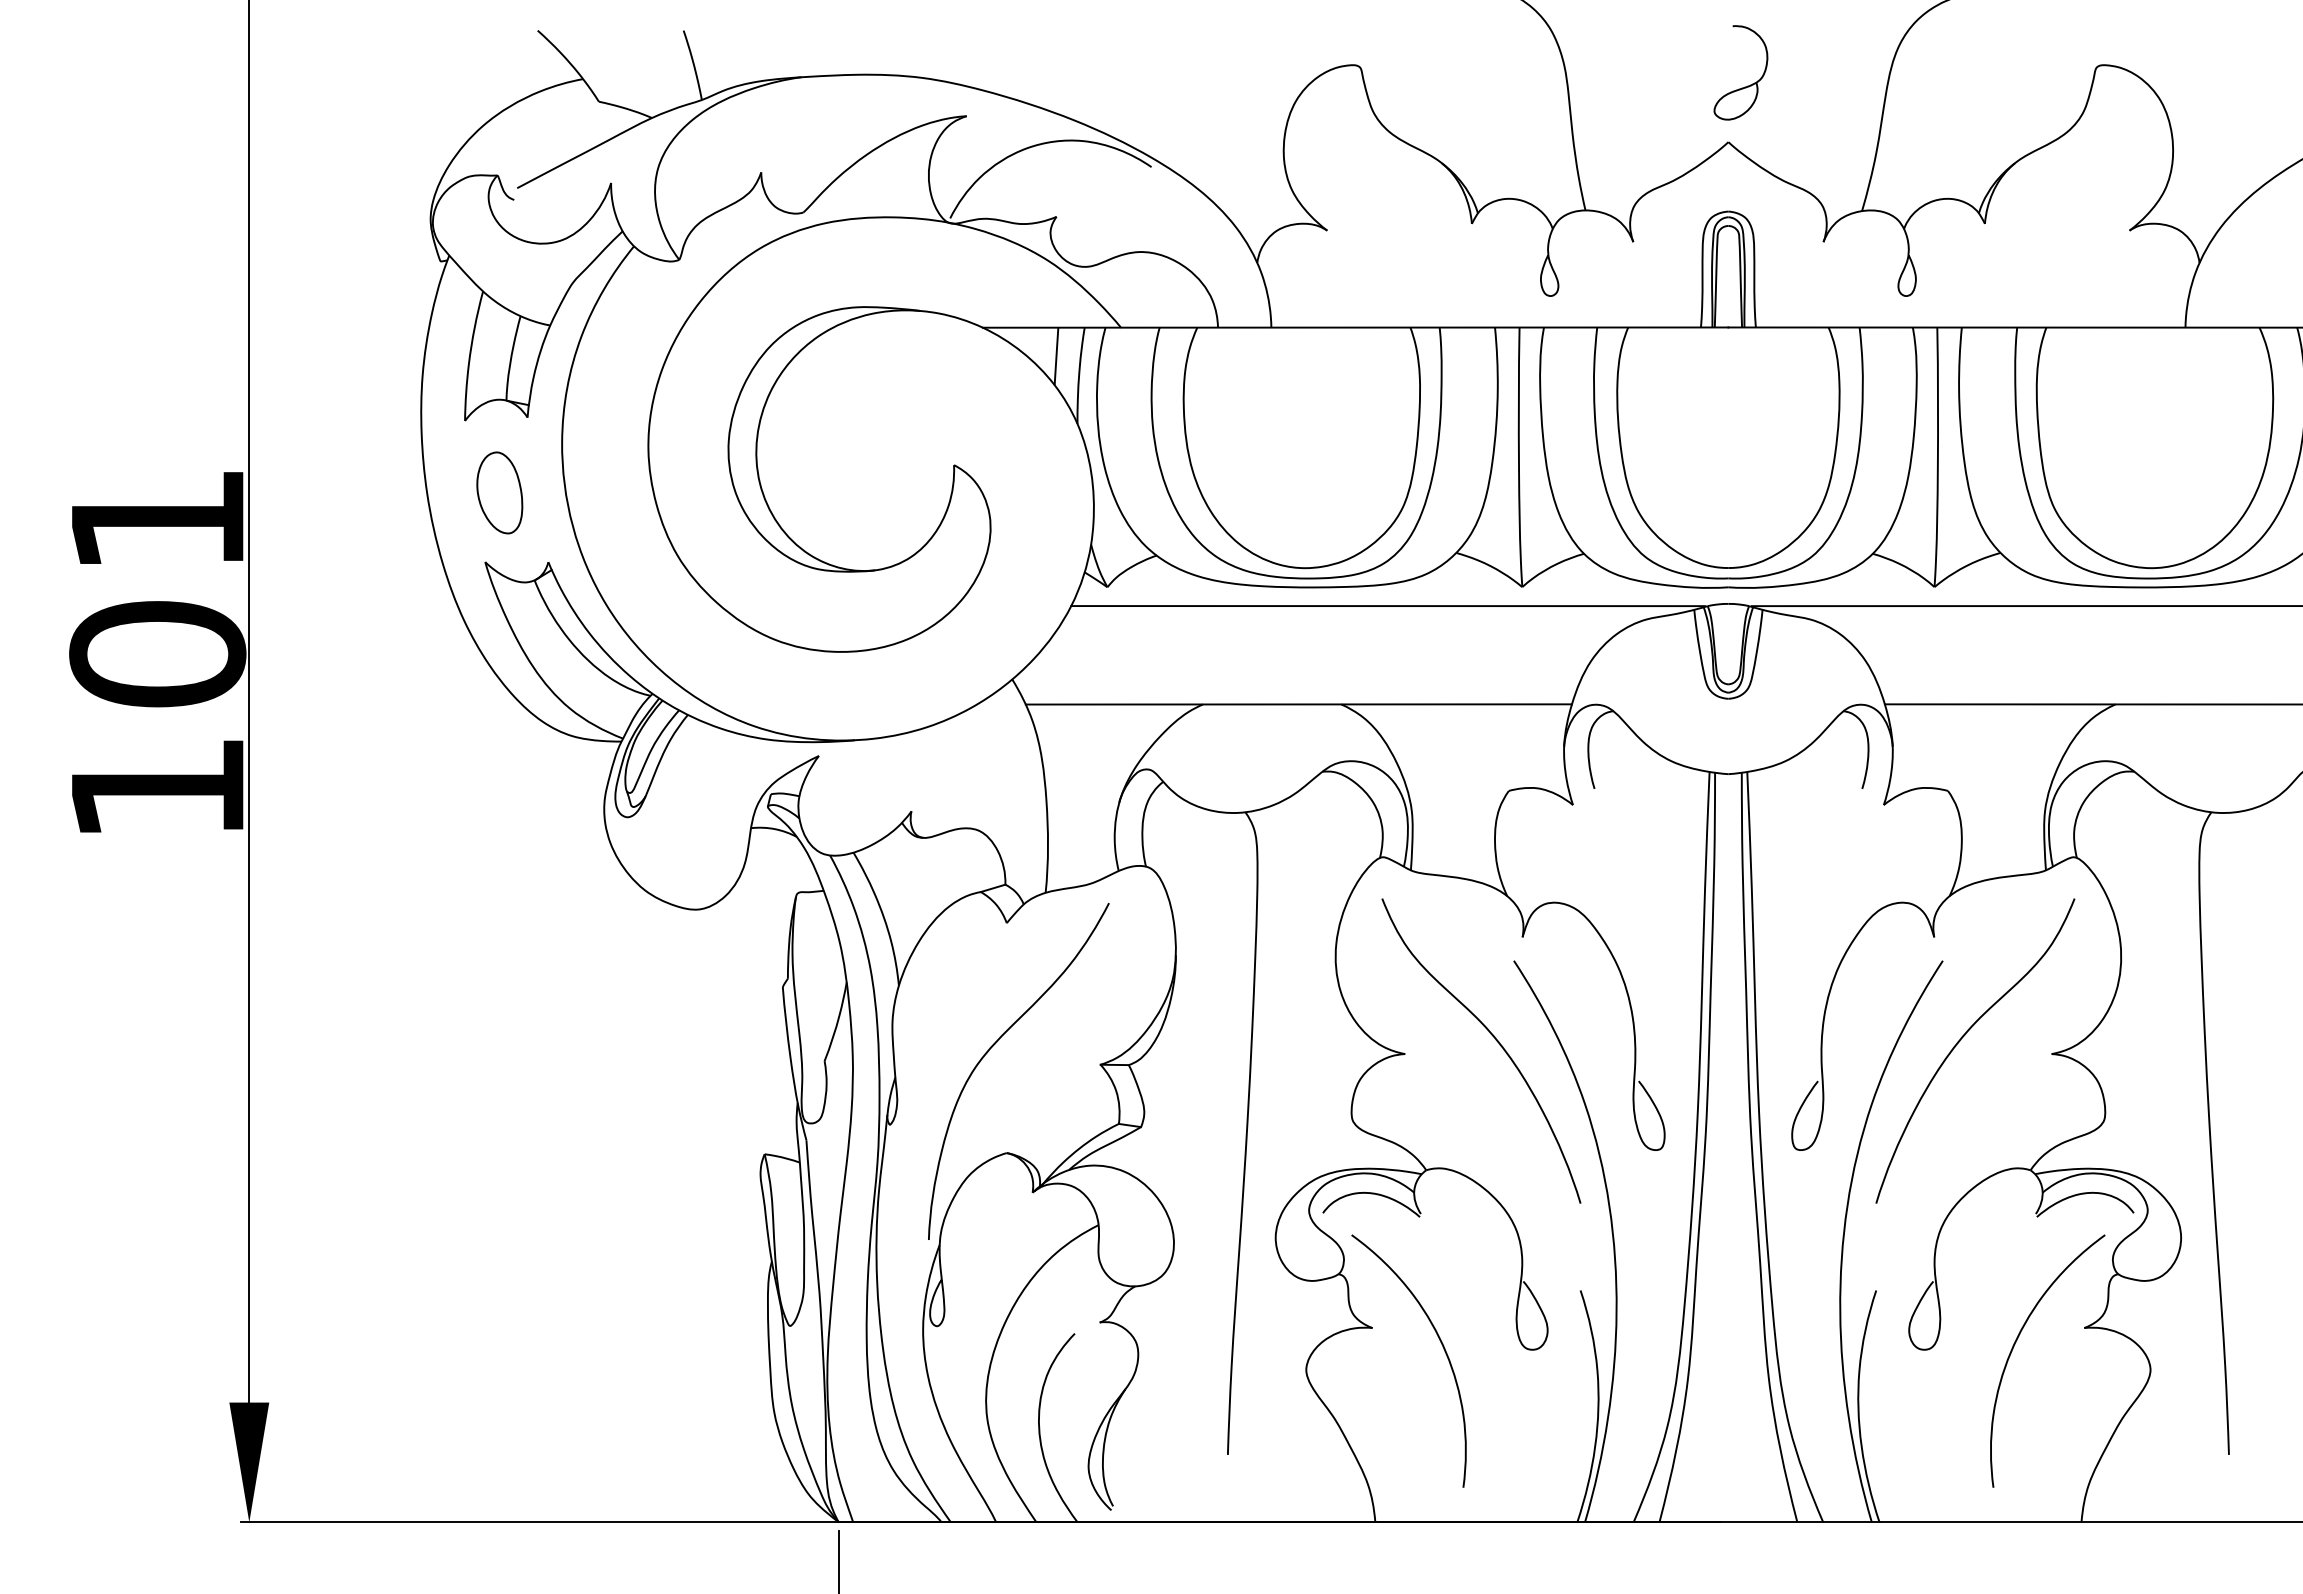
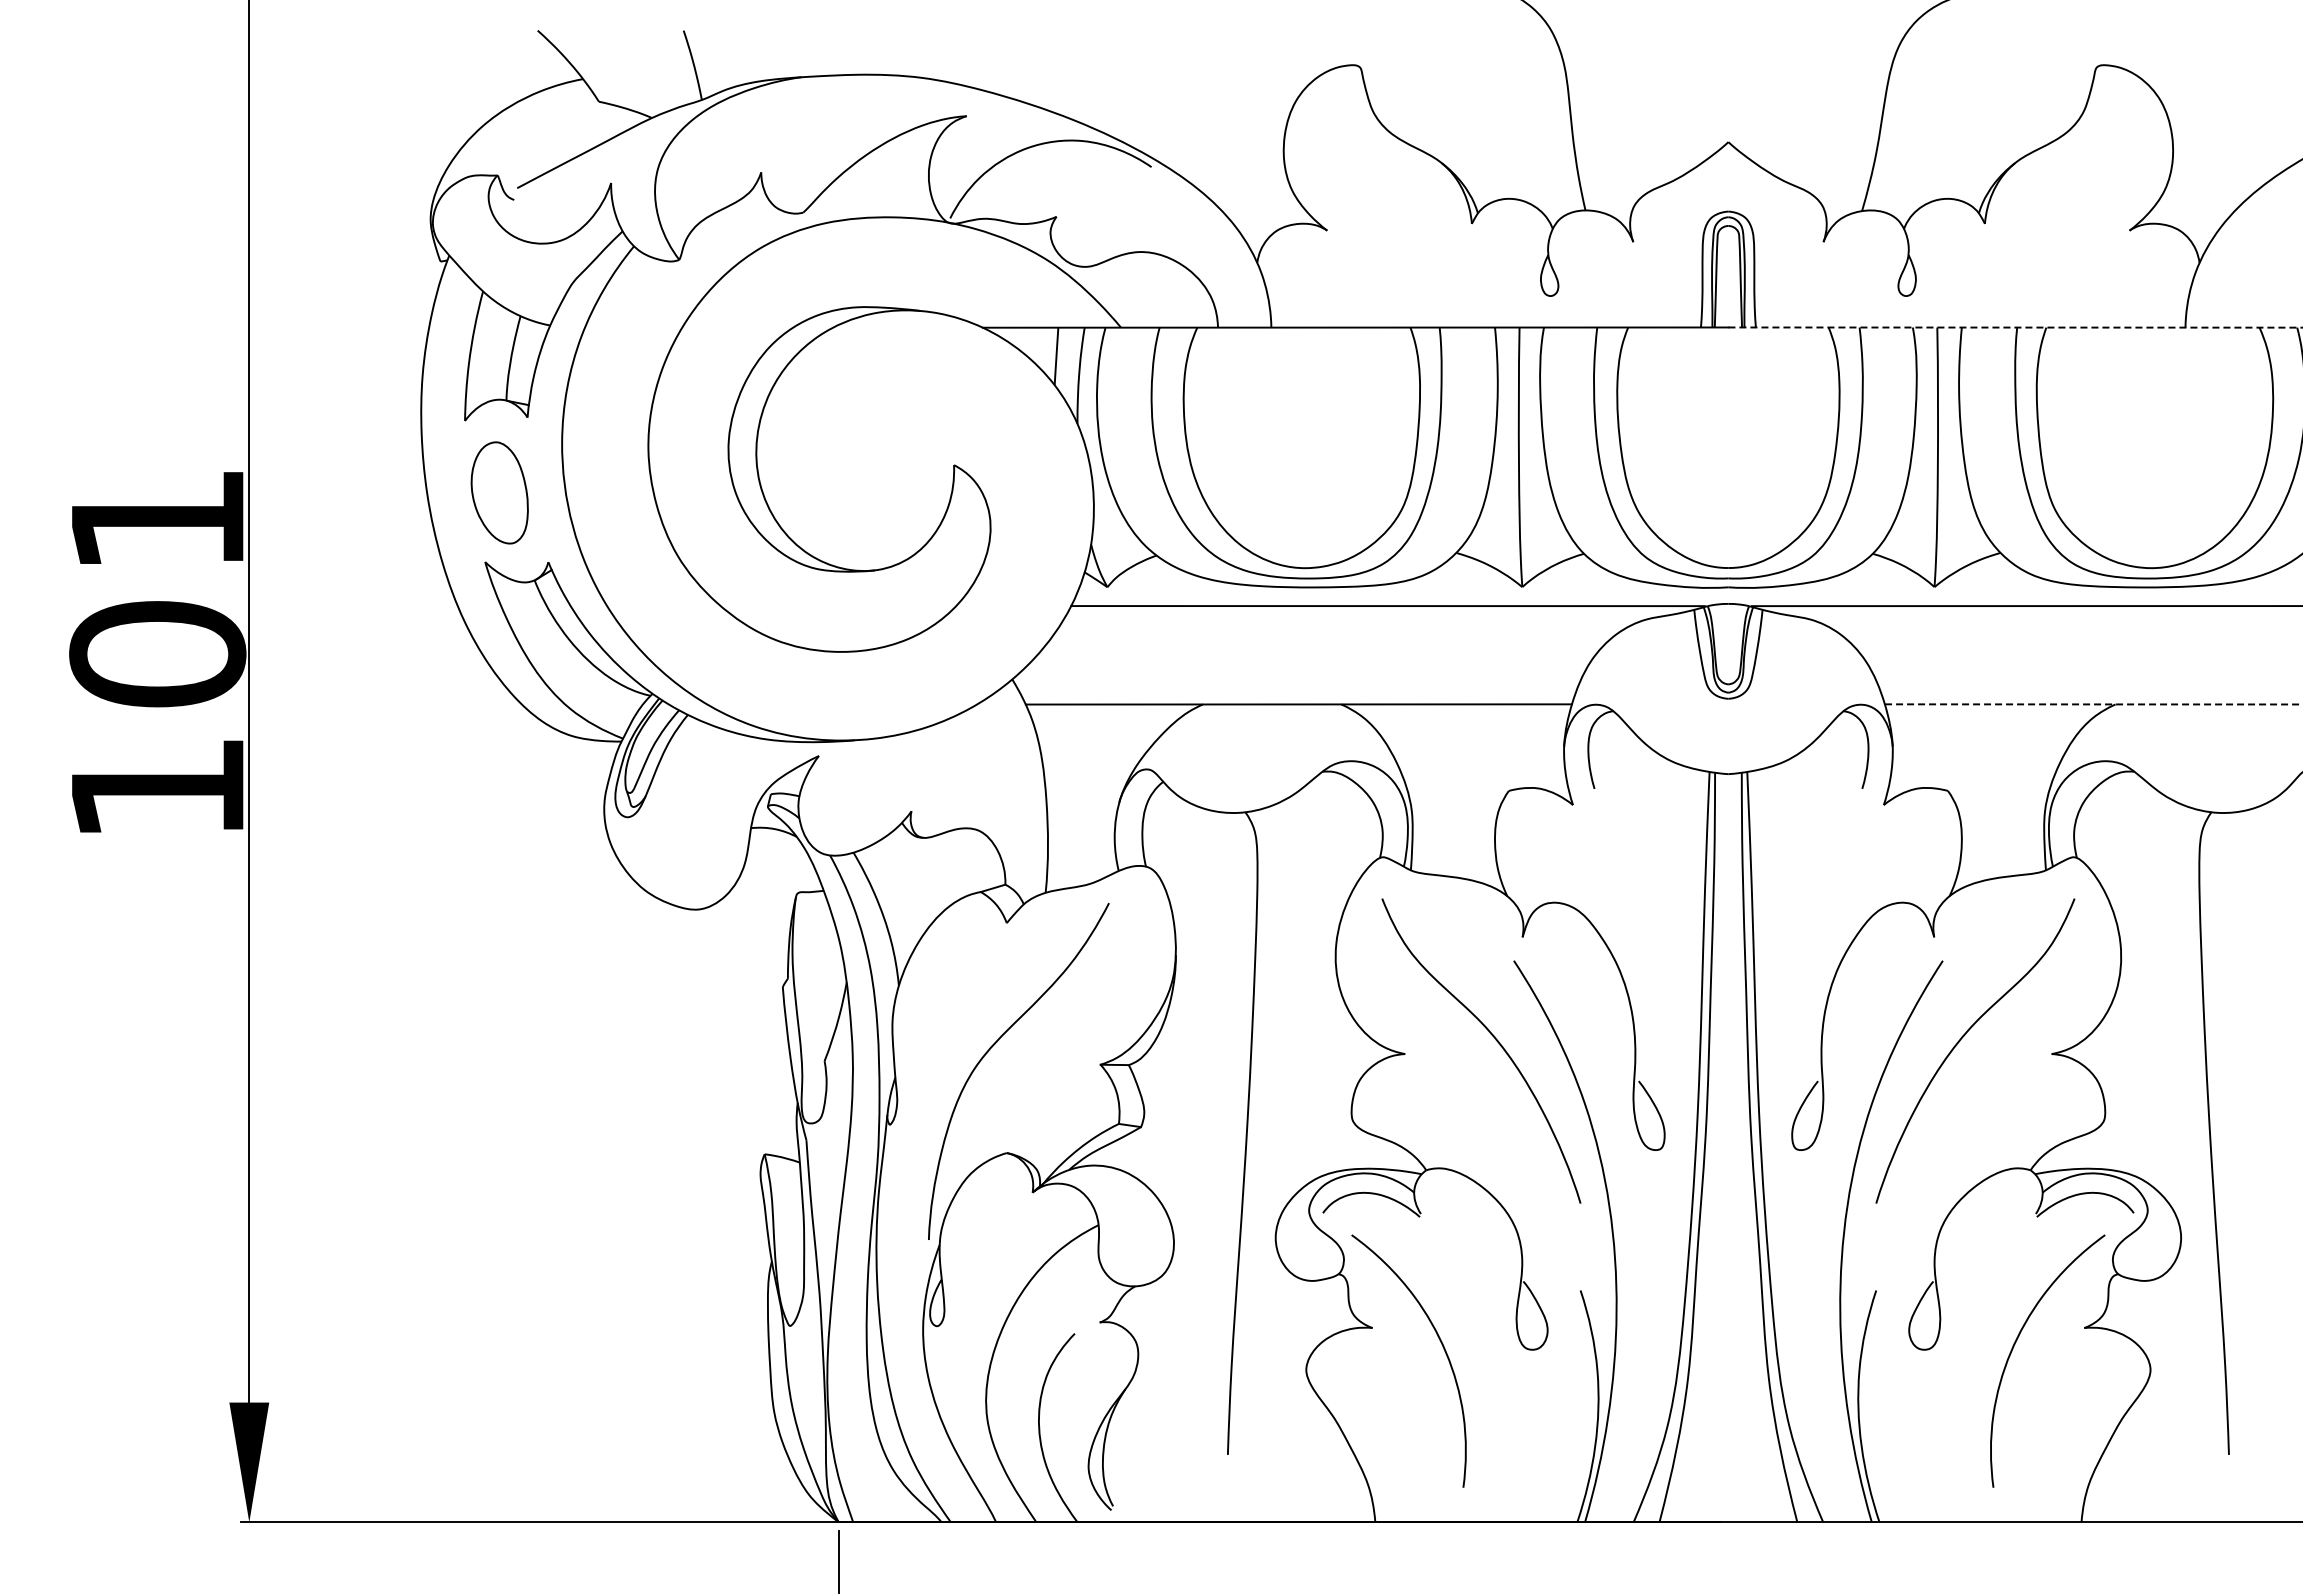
curve: present -> none (1744, 86)
line: solid -> dashed (2015, 327)
part size: 48x84 px -> 59x104 px (499, 492)
line: solid -> dashed (2093, 704)
